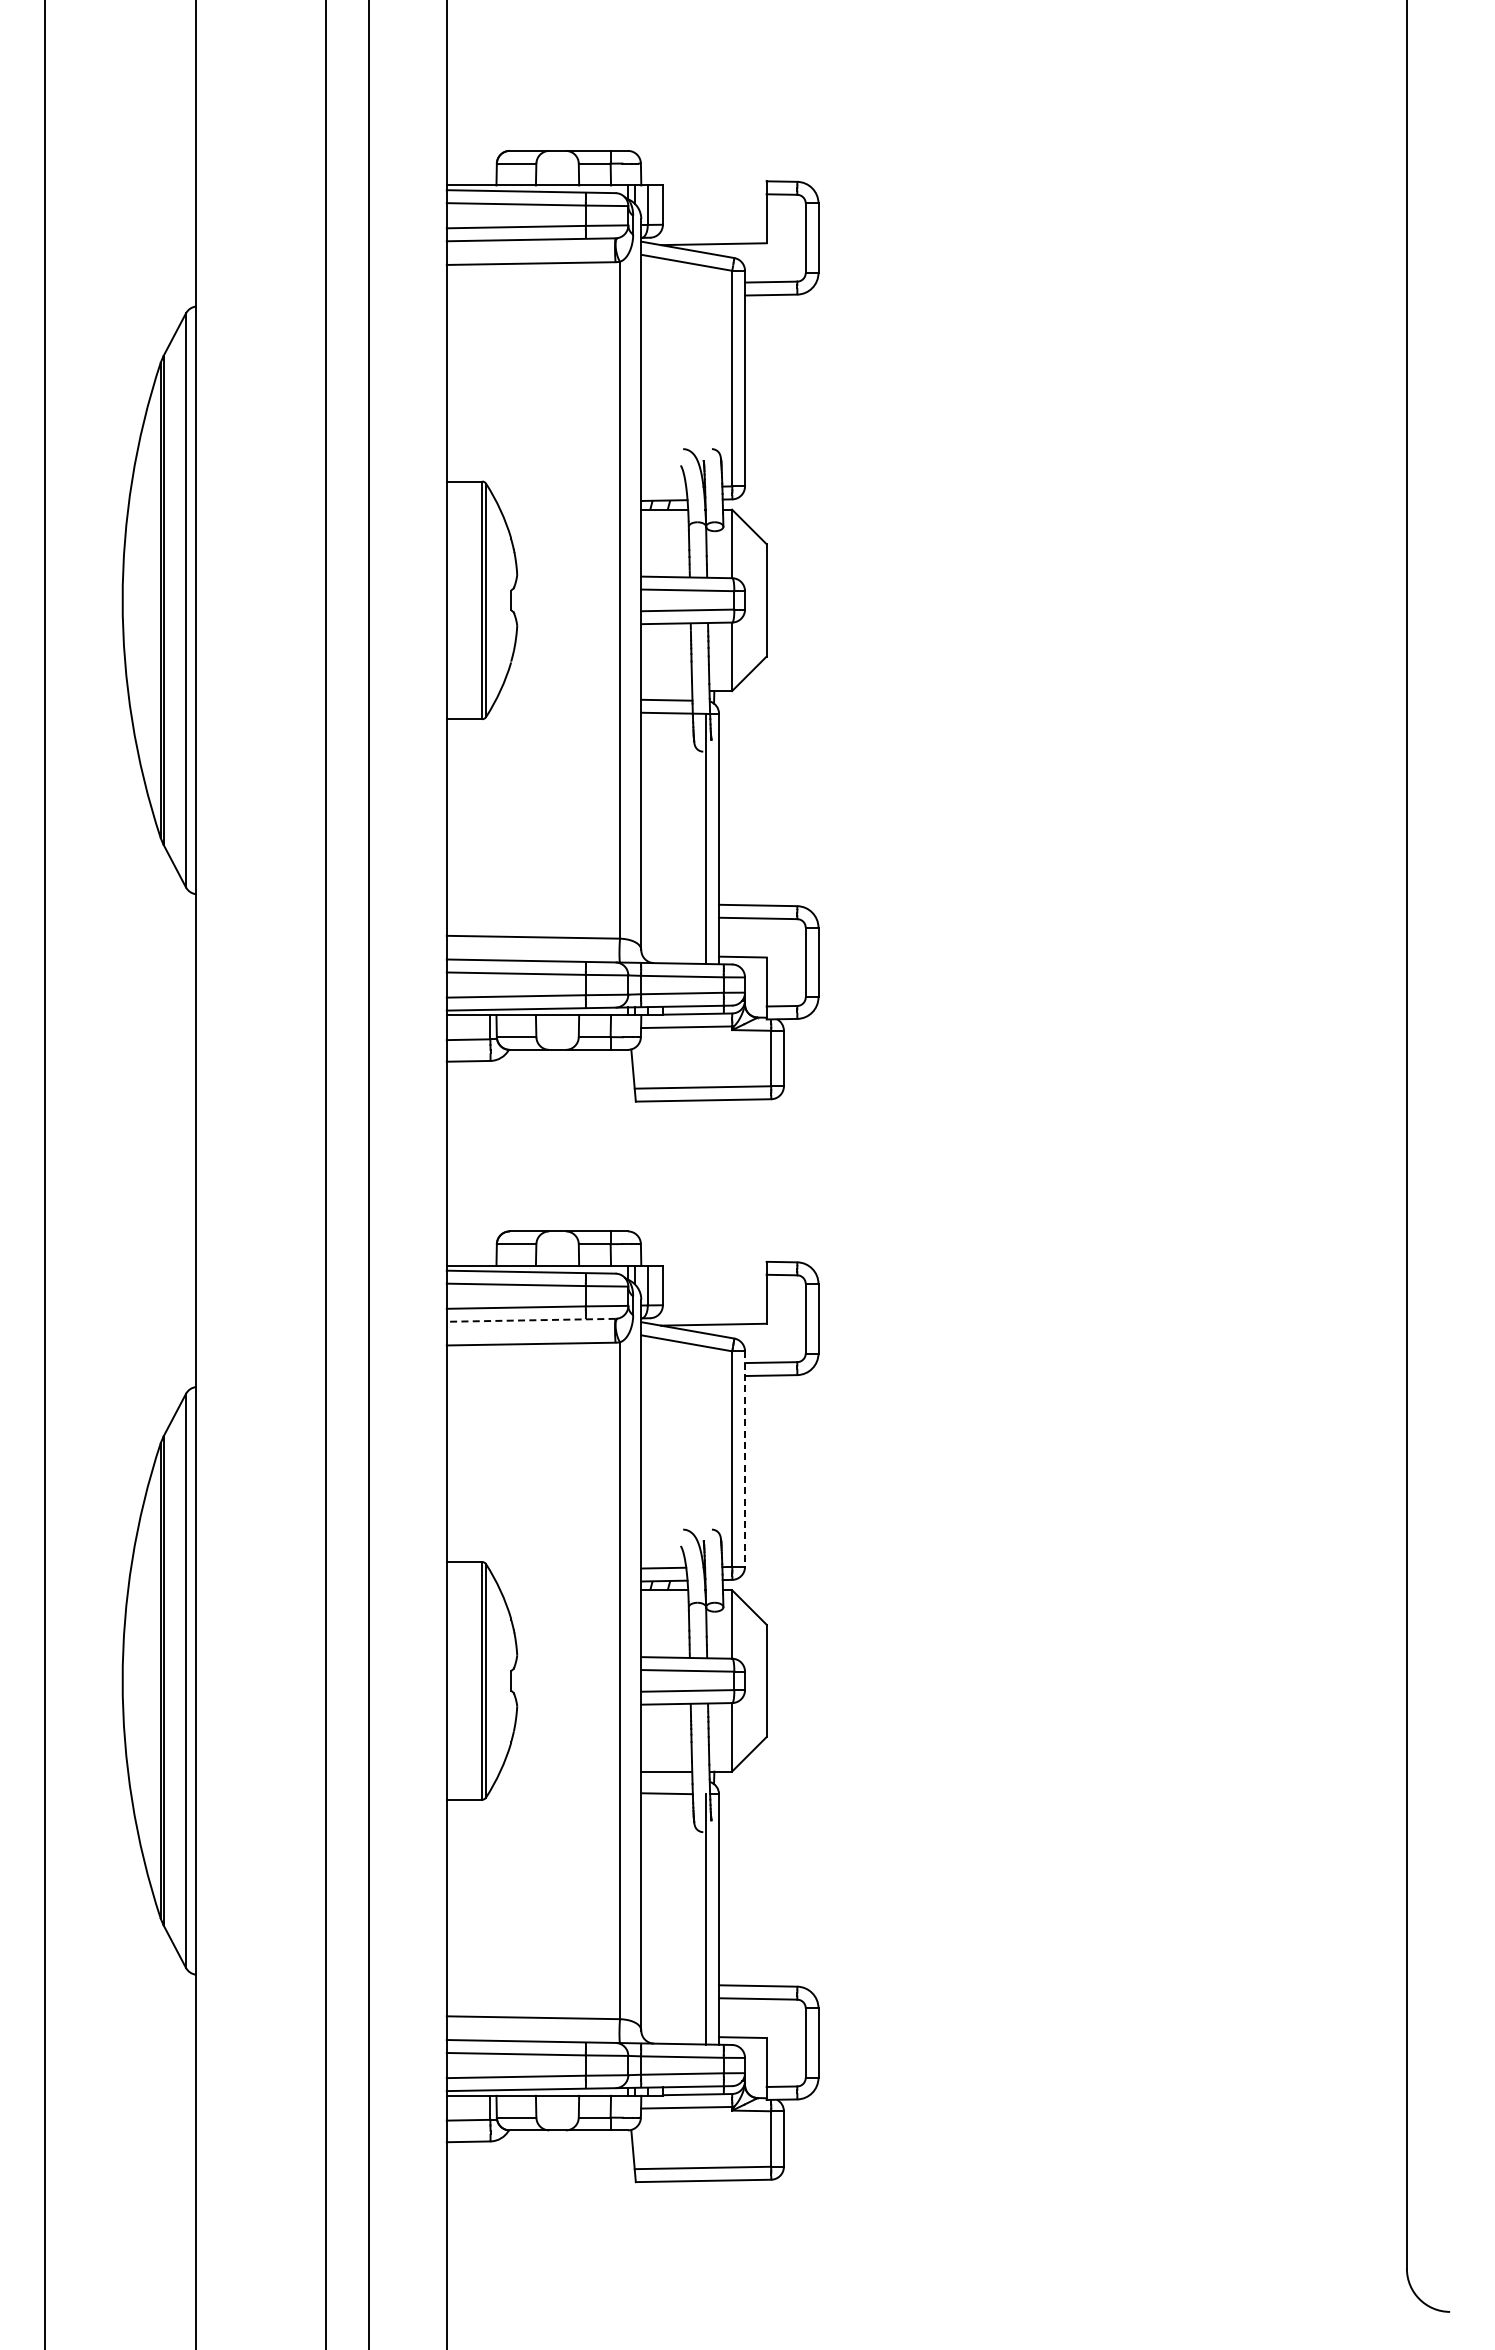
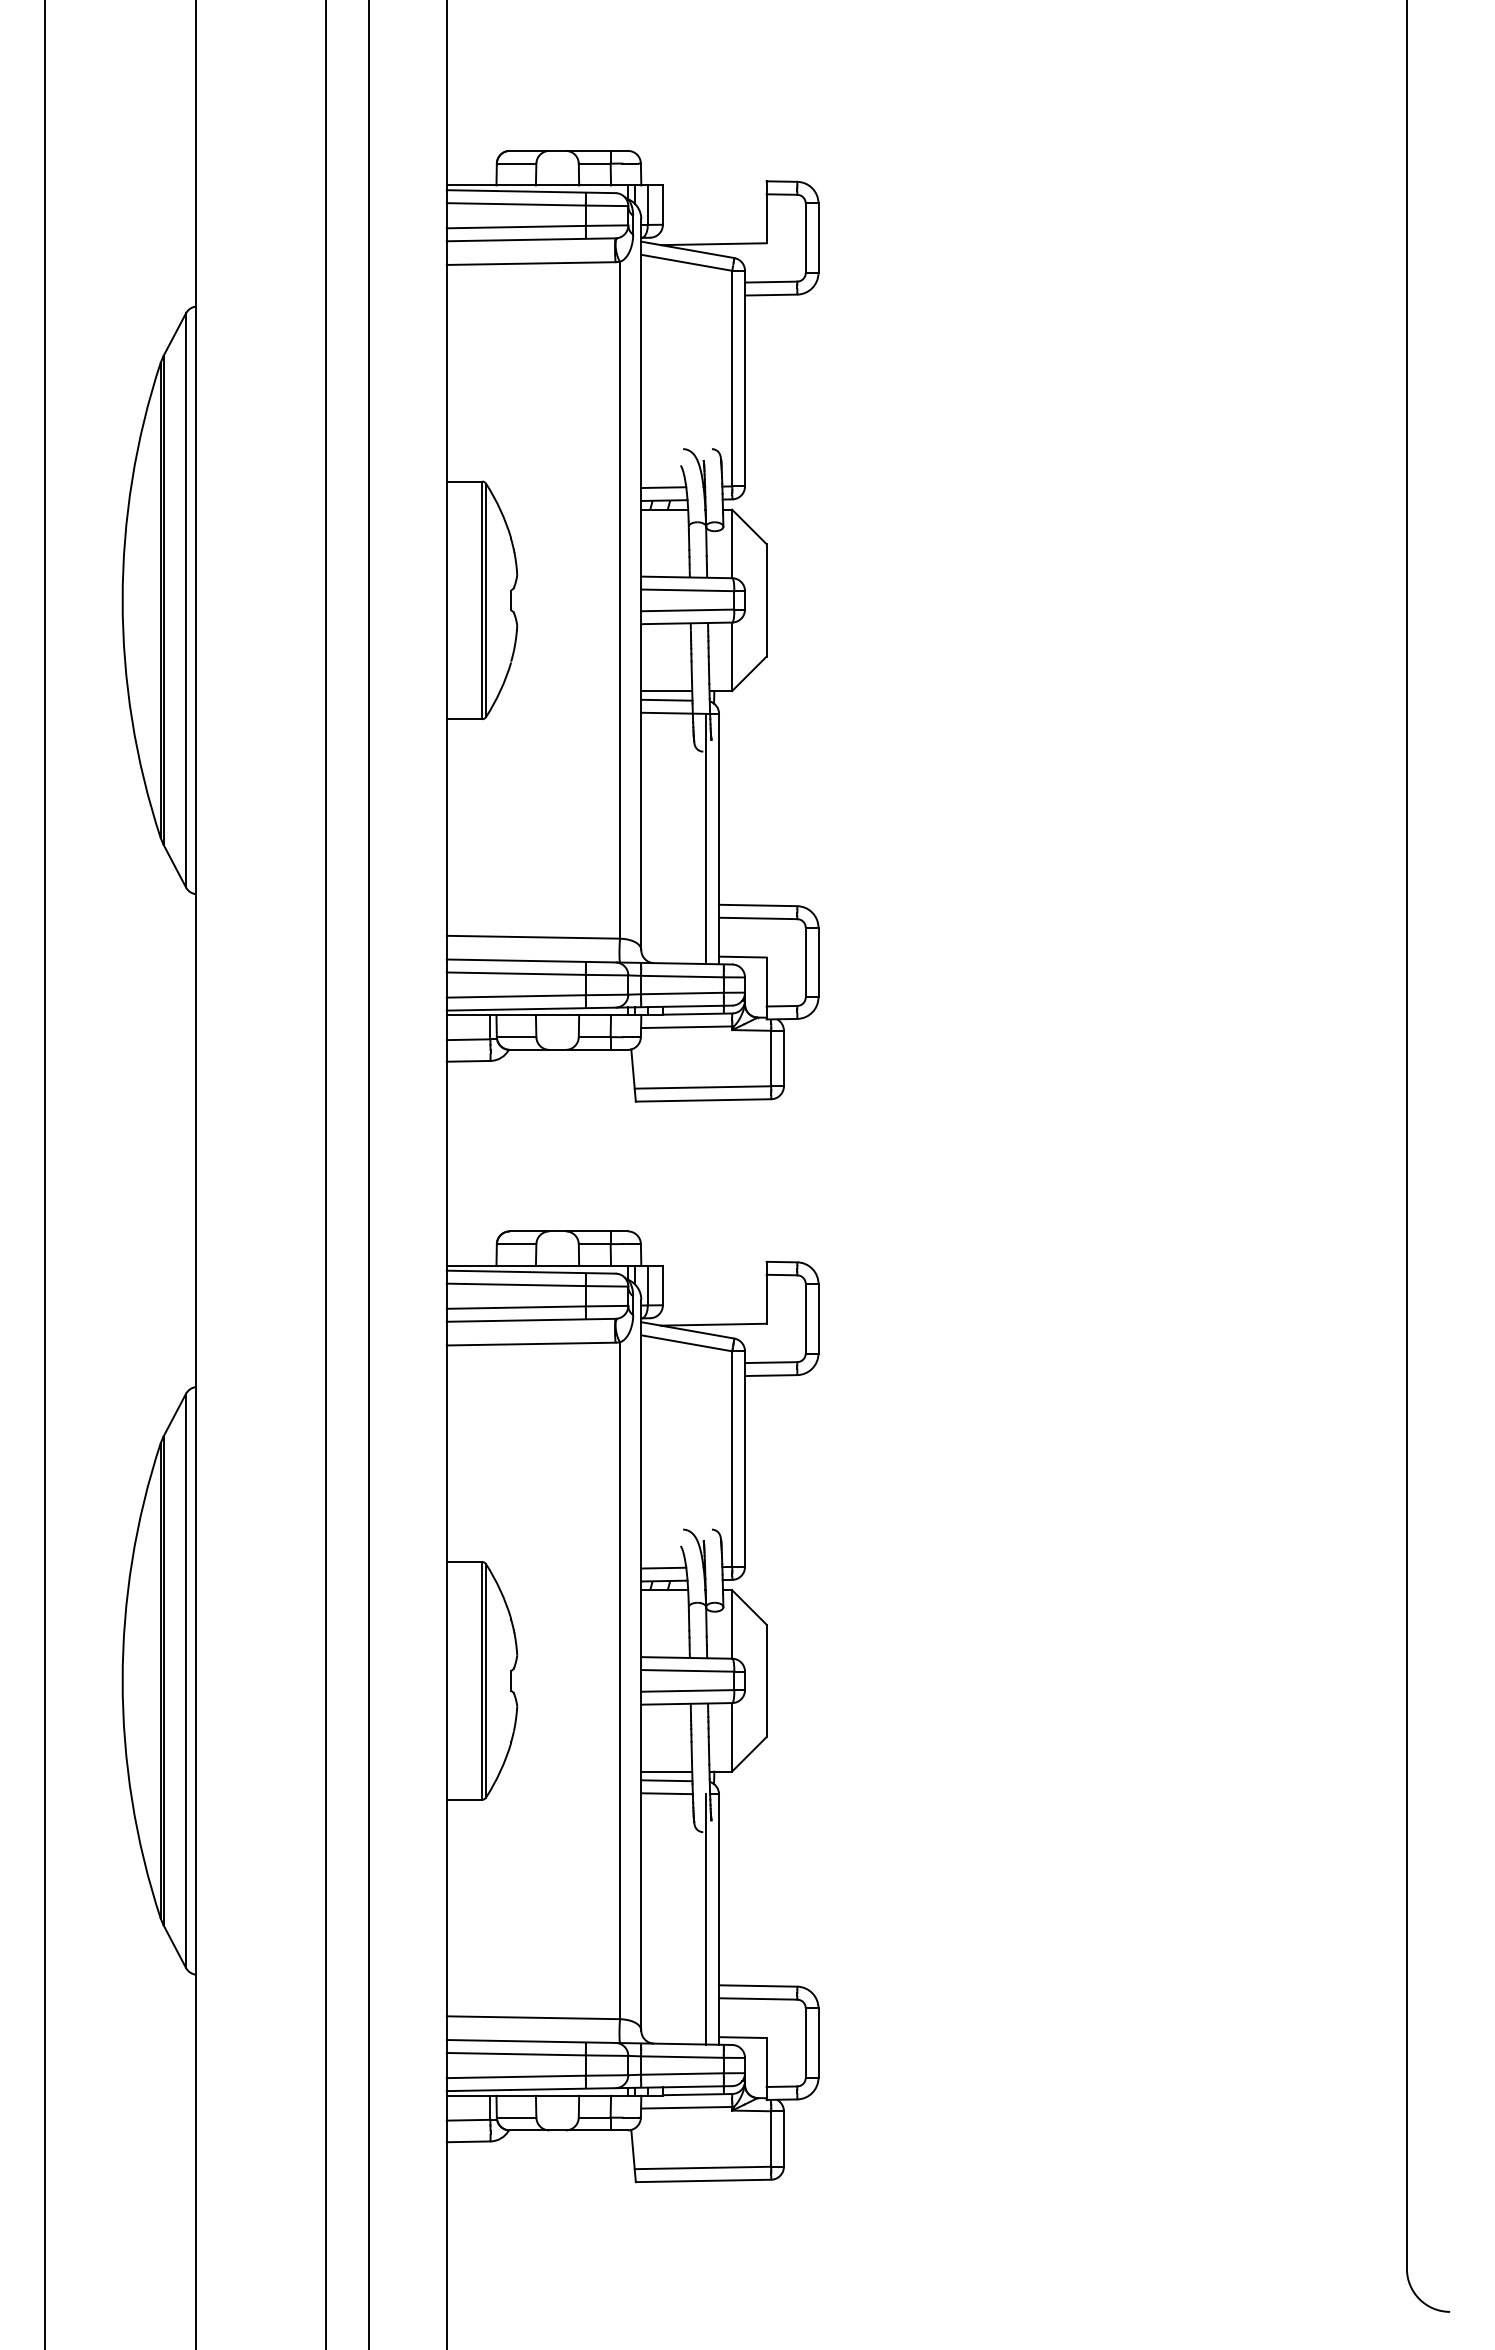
line: none -> present (663, 487)
line: none -> present (666, 691)
line: dashed -> solid (530, 1320)
line: dashed -> solid (745, 1459)
line: none -> present (666, 1780)
